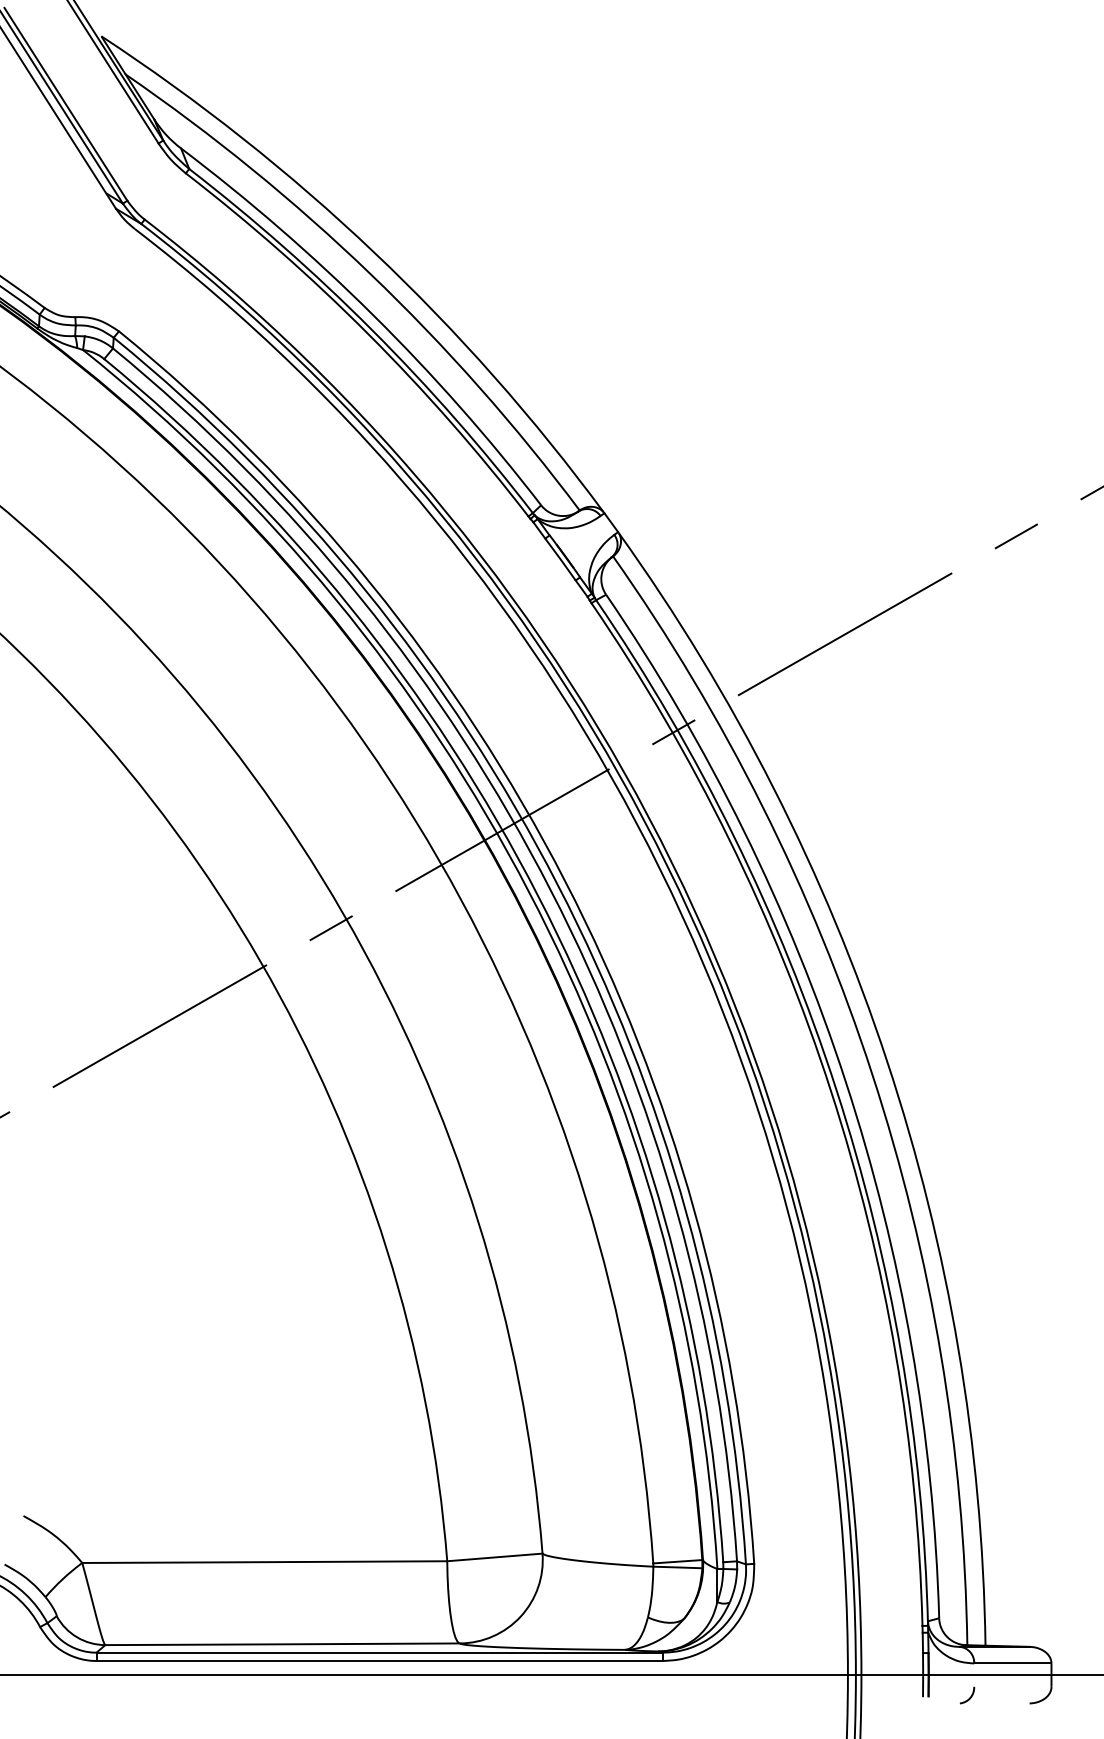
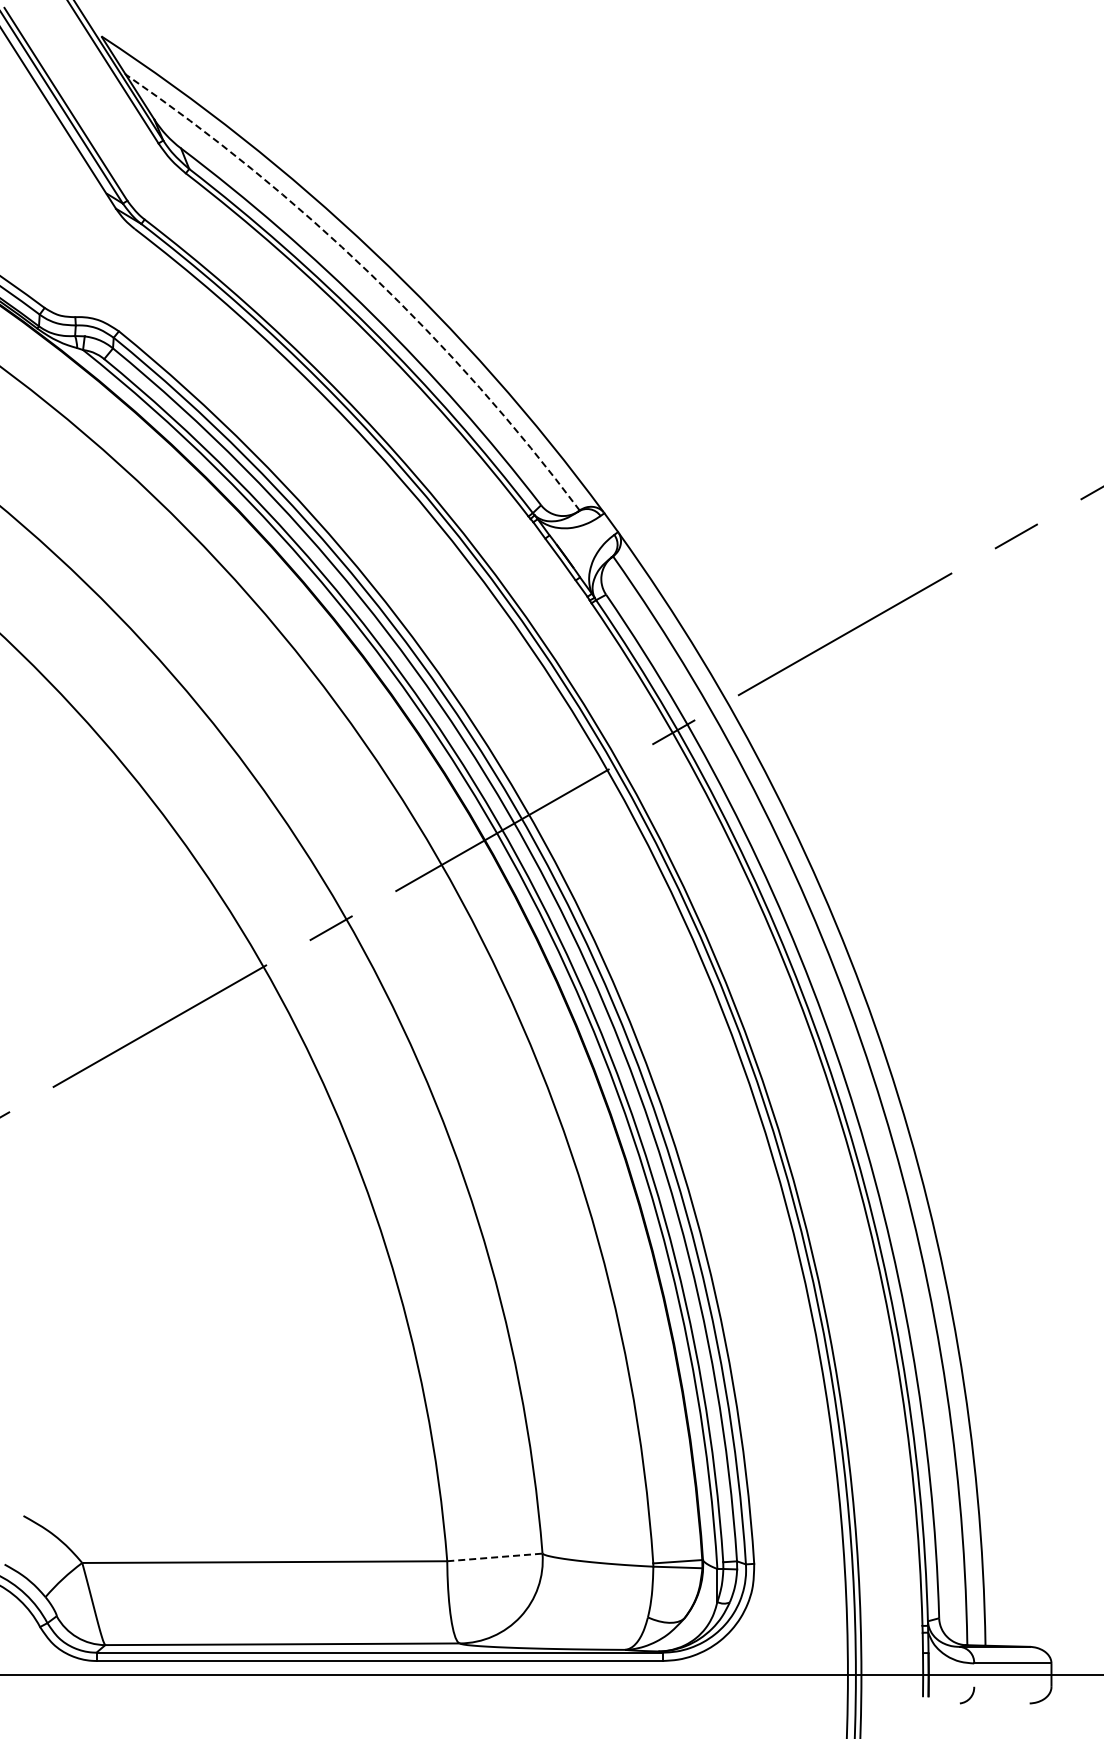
arc: solid -> dashed (370, 274)
line: solid -> dashed (494, 1557)
